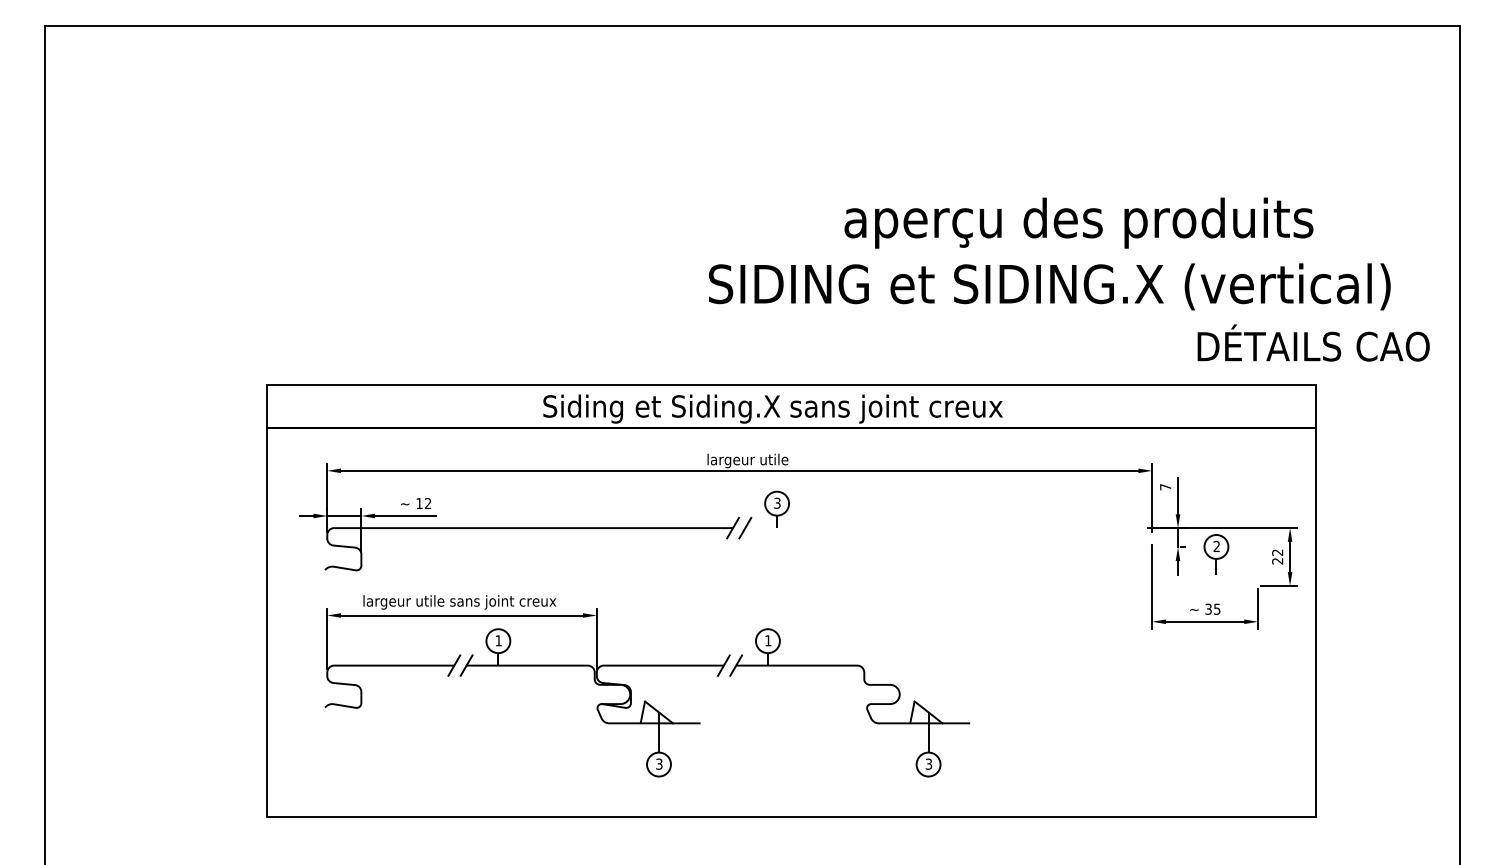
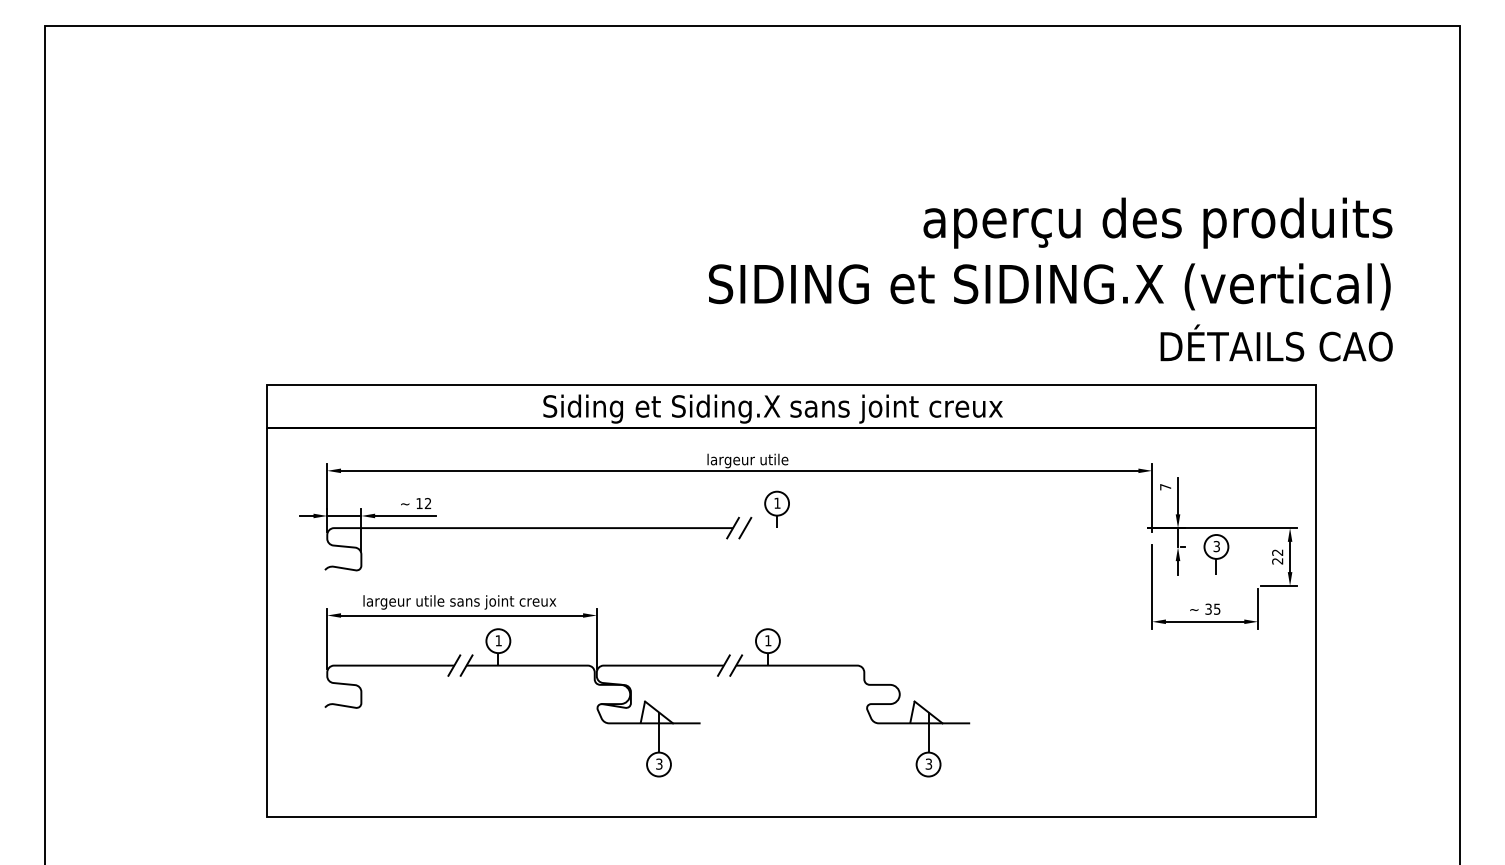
text position: (1078, 222) -> (1157, 222) (1157, 222)
text position: (1313, 342) -> (1276, 342) (1276, 342)
text: 3 -> 1 (777, 502)
text: 2 -> 3 (1216, 546)
